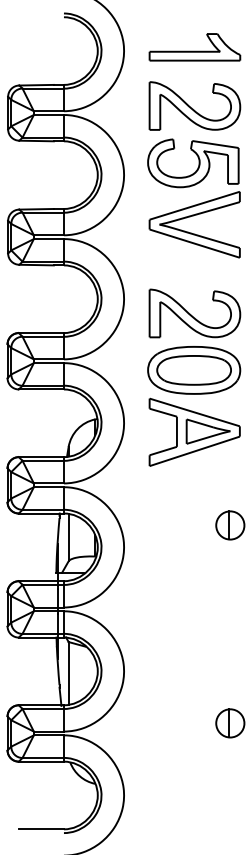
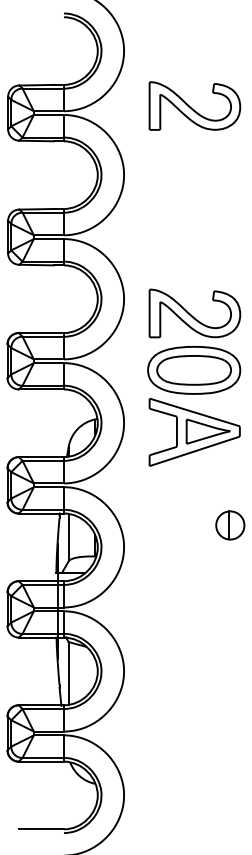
part: present -> none (194, 47)
part: present -> none (194, 204)
part: present -> none (230, 723)
